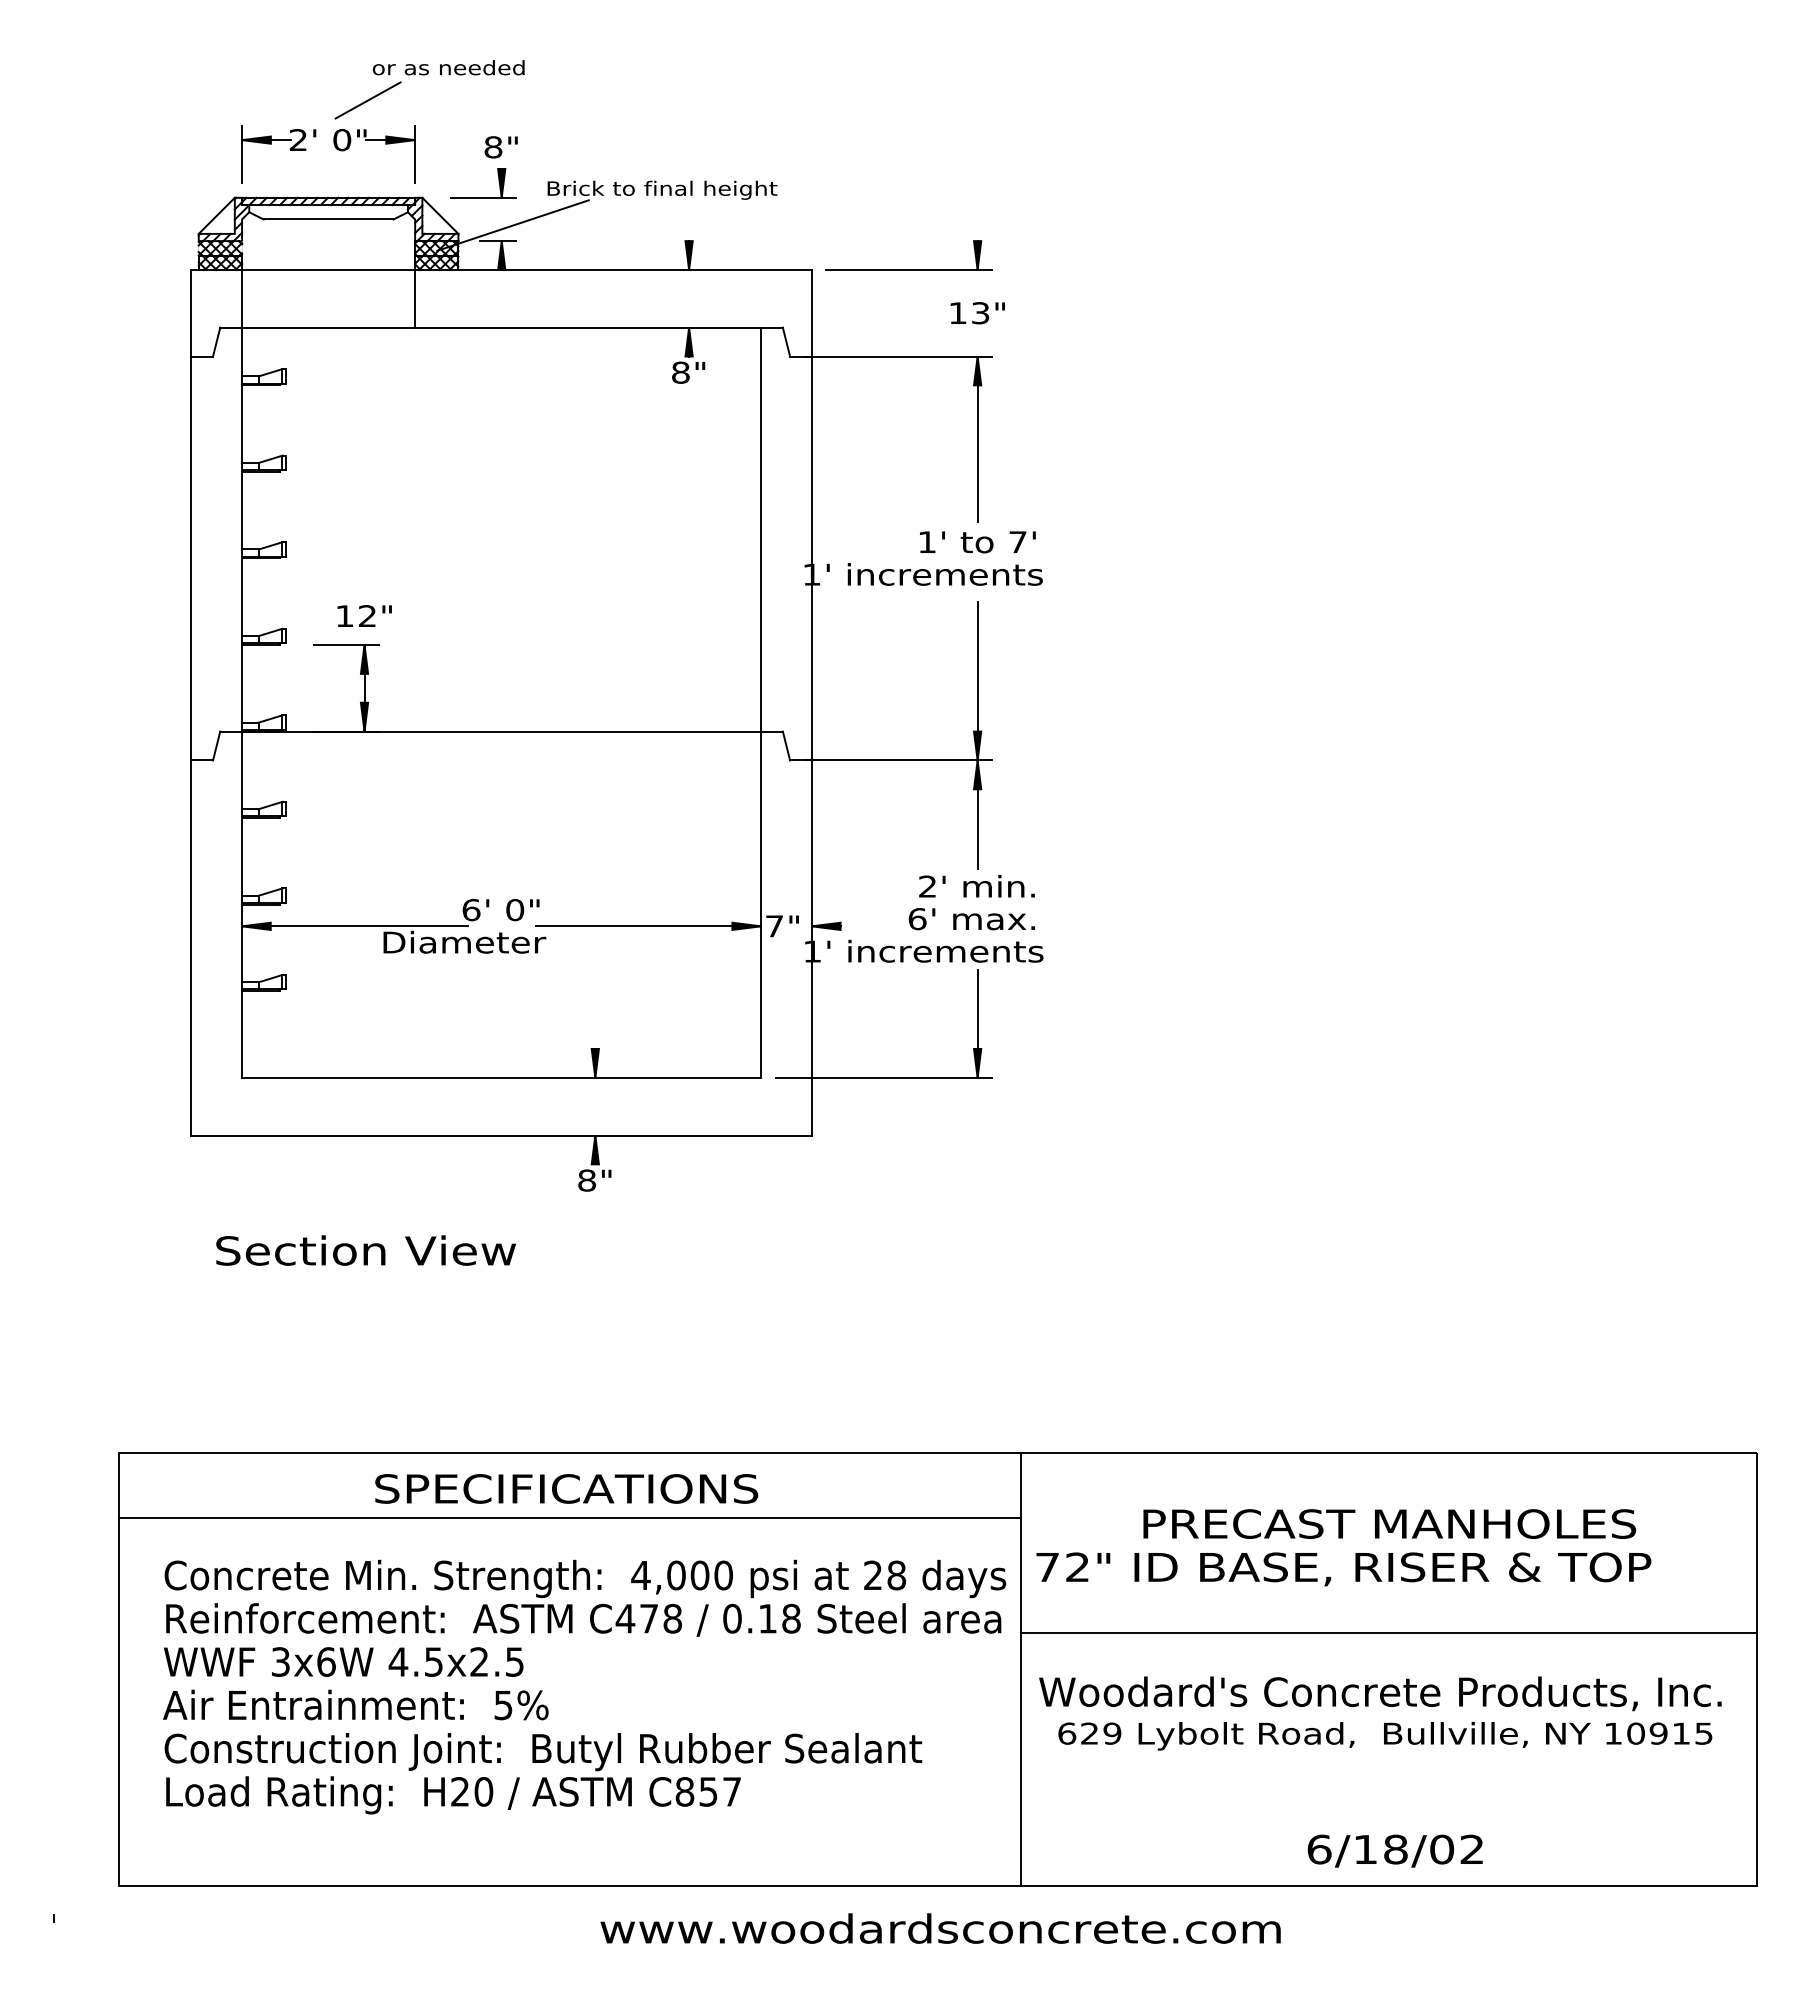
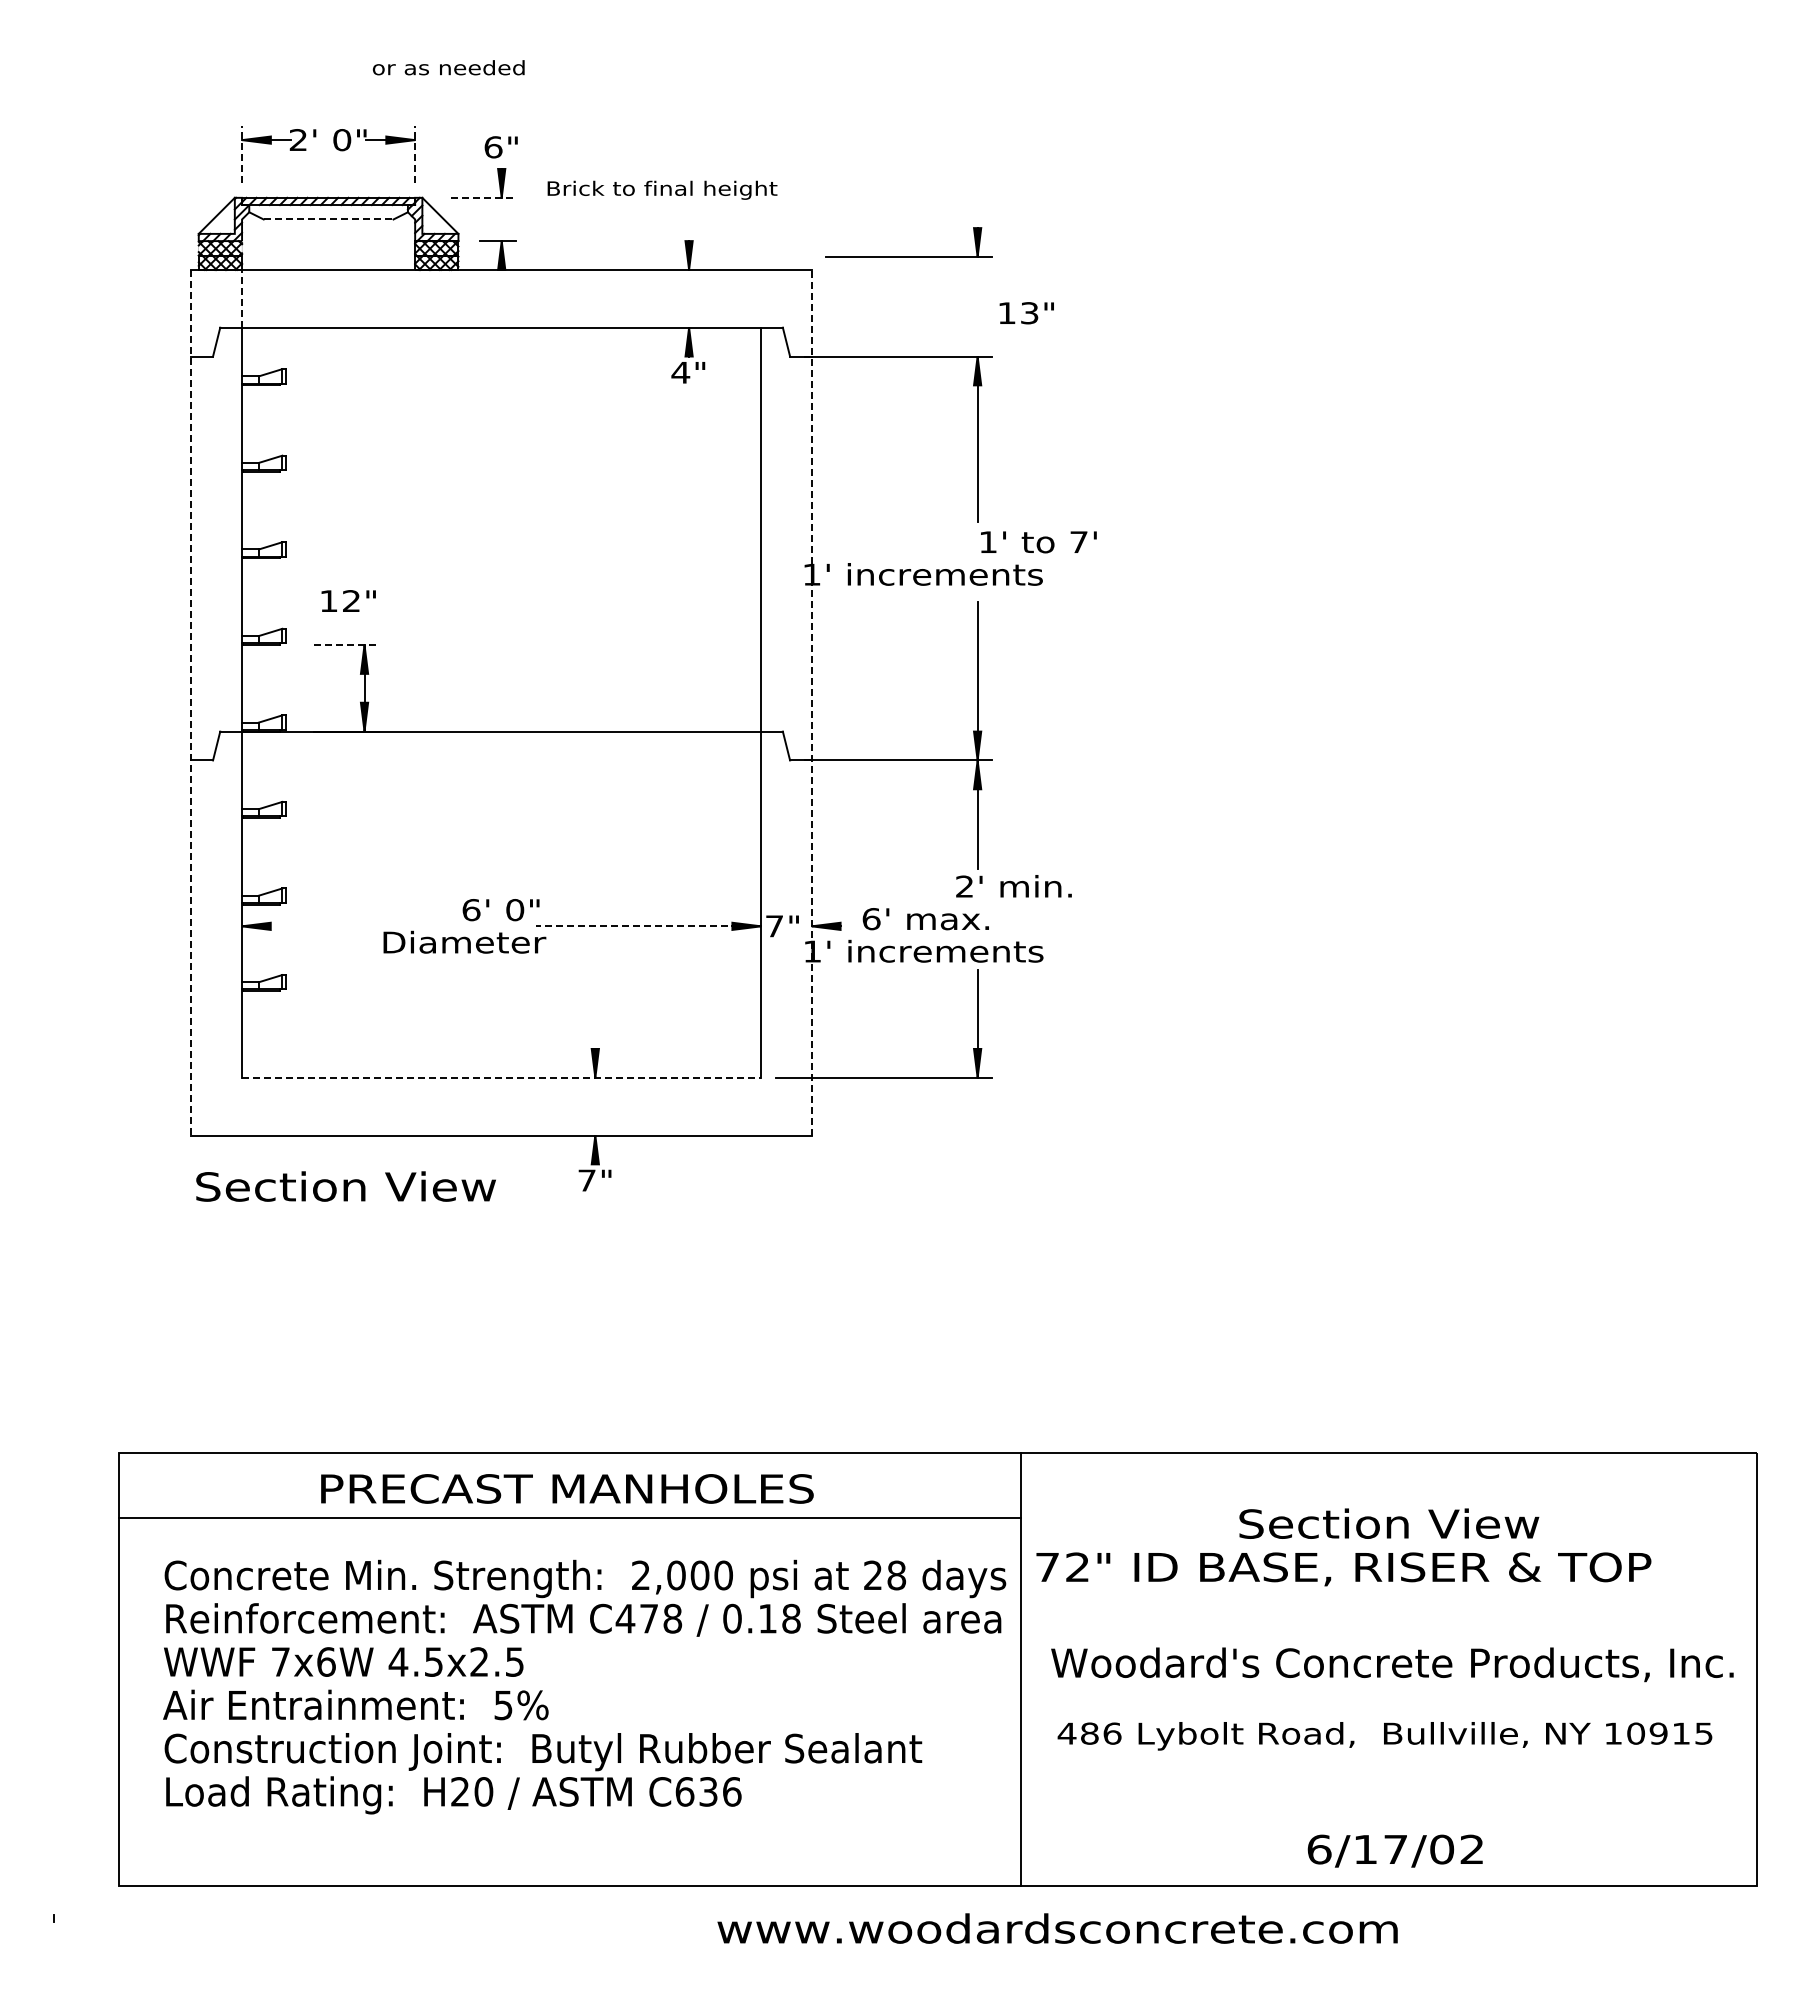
line: present -> none (367, 100)
text: 8" -> 6" (493, 147)
line: solid -> dashed (242, 154)
line: solid -> dashed (415, 154)
line: solid -> dashed (484, 197)
line: solid -> dashed (328, 219)
line: present -> none (512, 225)
part position: (908, 269) -> (908, 256) (908, 256)
line: solid -> dashed (241, 298)
line: present -> none (415, 298)
text position: (977, 313) -> (1026, 313) (1026, 313)
text: 8" -> 4" (680, 372)
text position: (977, 542) -> (1038, 542) (1038, 542)
text position: (364, 615) -> (348, 600) (348, 600)
line: solid -> dashed (346, 645)
line: solid -> dashed (191, 702)
line: solid -> dashed (811, 702)
text position: (976, 886) -> (1013, 886) (1013, 886)
text position: (971, 919) -> (925, 919) (925, 919)
line: present -> none (354, 926)
line: solid -> dashed (648, 926)
line: solid -> dashed (501, 1077)
text: 8" -> 7" (586, 1180)
text position: (365, 1250) -> (345, 1186) (345, 1186)
text: SPECIFICATIONS -> PRECAST MANHOLES (567, 1488)
text: PRECAST MANHOLES -> Section View (1389, 1523)
text: 4,000 -> 2,000 (640, 1574)
line: present -> none (1388, 1633)
text: 3x6W -> 7x6W (280, 1661)
text position: (1380, 1693) -> (1392, 1664) (1392, 1664)
text: 629 -> 486 (1089, 1733)
text: C857 -> C636 (708, 1791)
text: 6/18/02 -> 6/17/02 (1395, 1849)
text position: (940, 1928) -> (1057, 1928) (1057, 1928)
